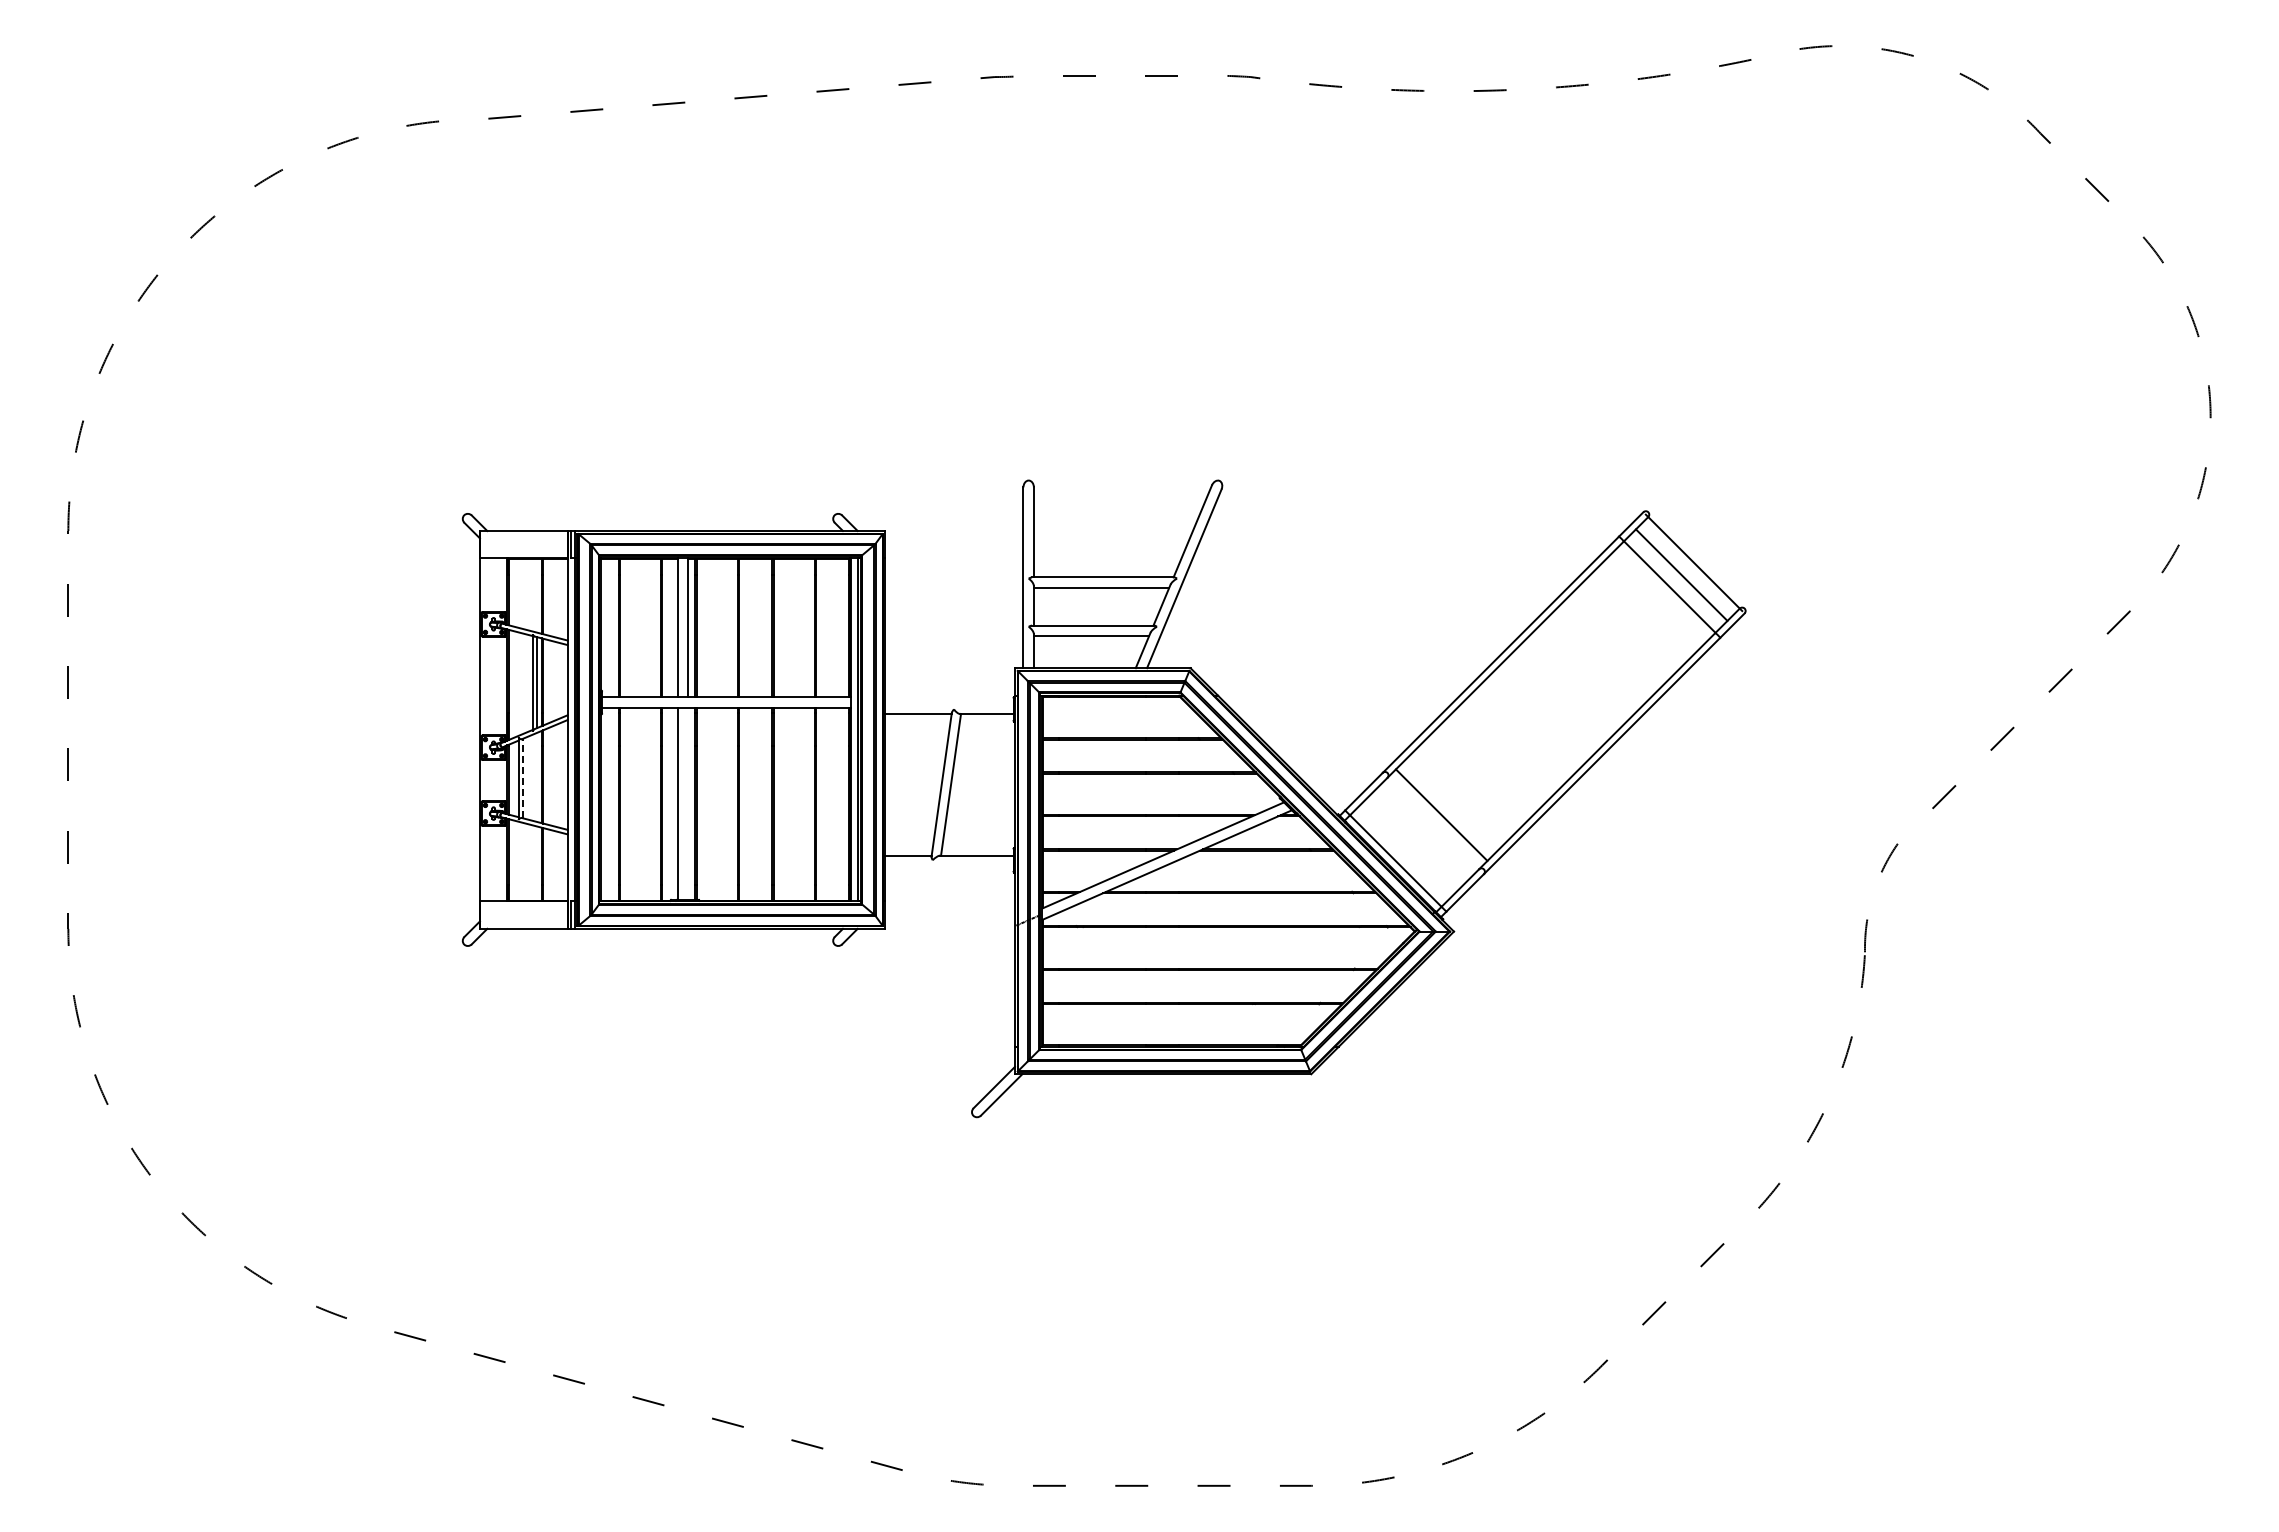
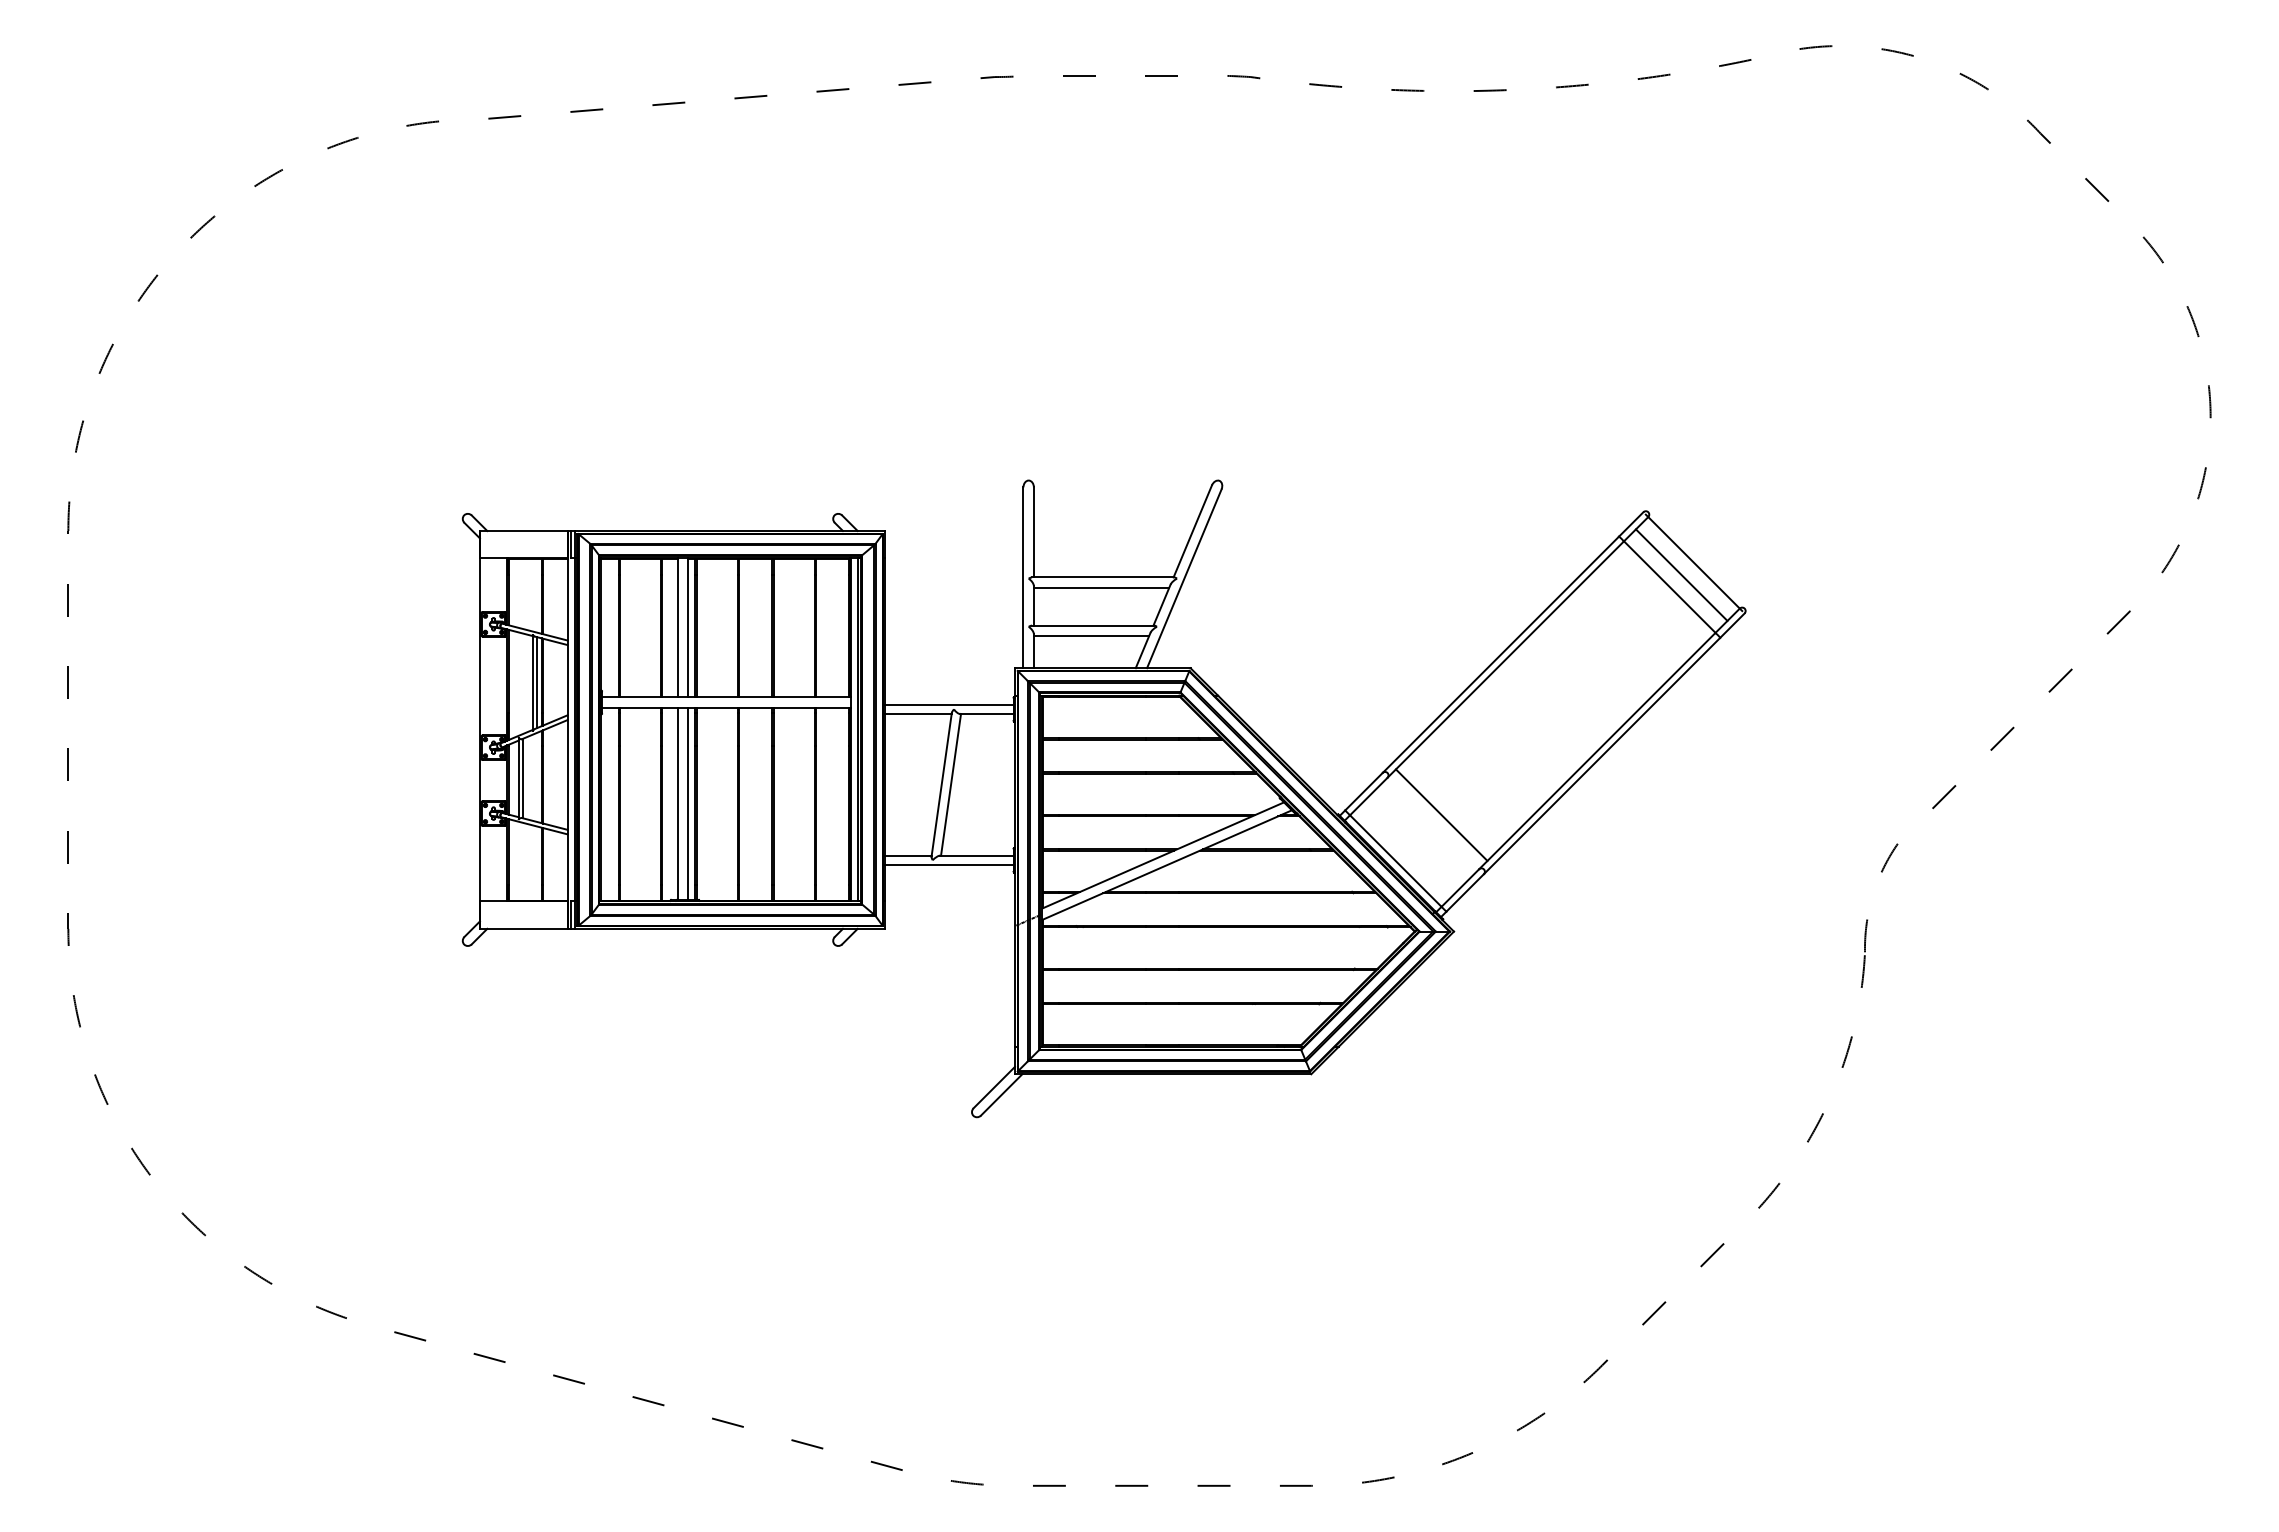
line: none -> present (948, 704)
line: dashed -> solid (523, 778)
line: none -> present (688, 803)
line: none -> present (948, 864)
